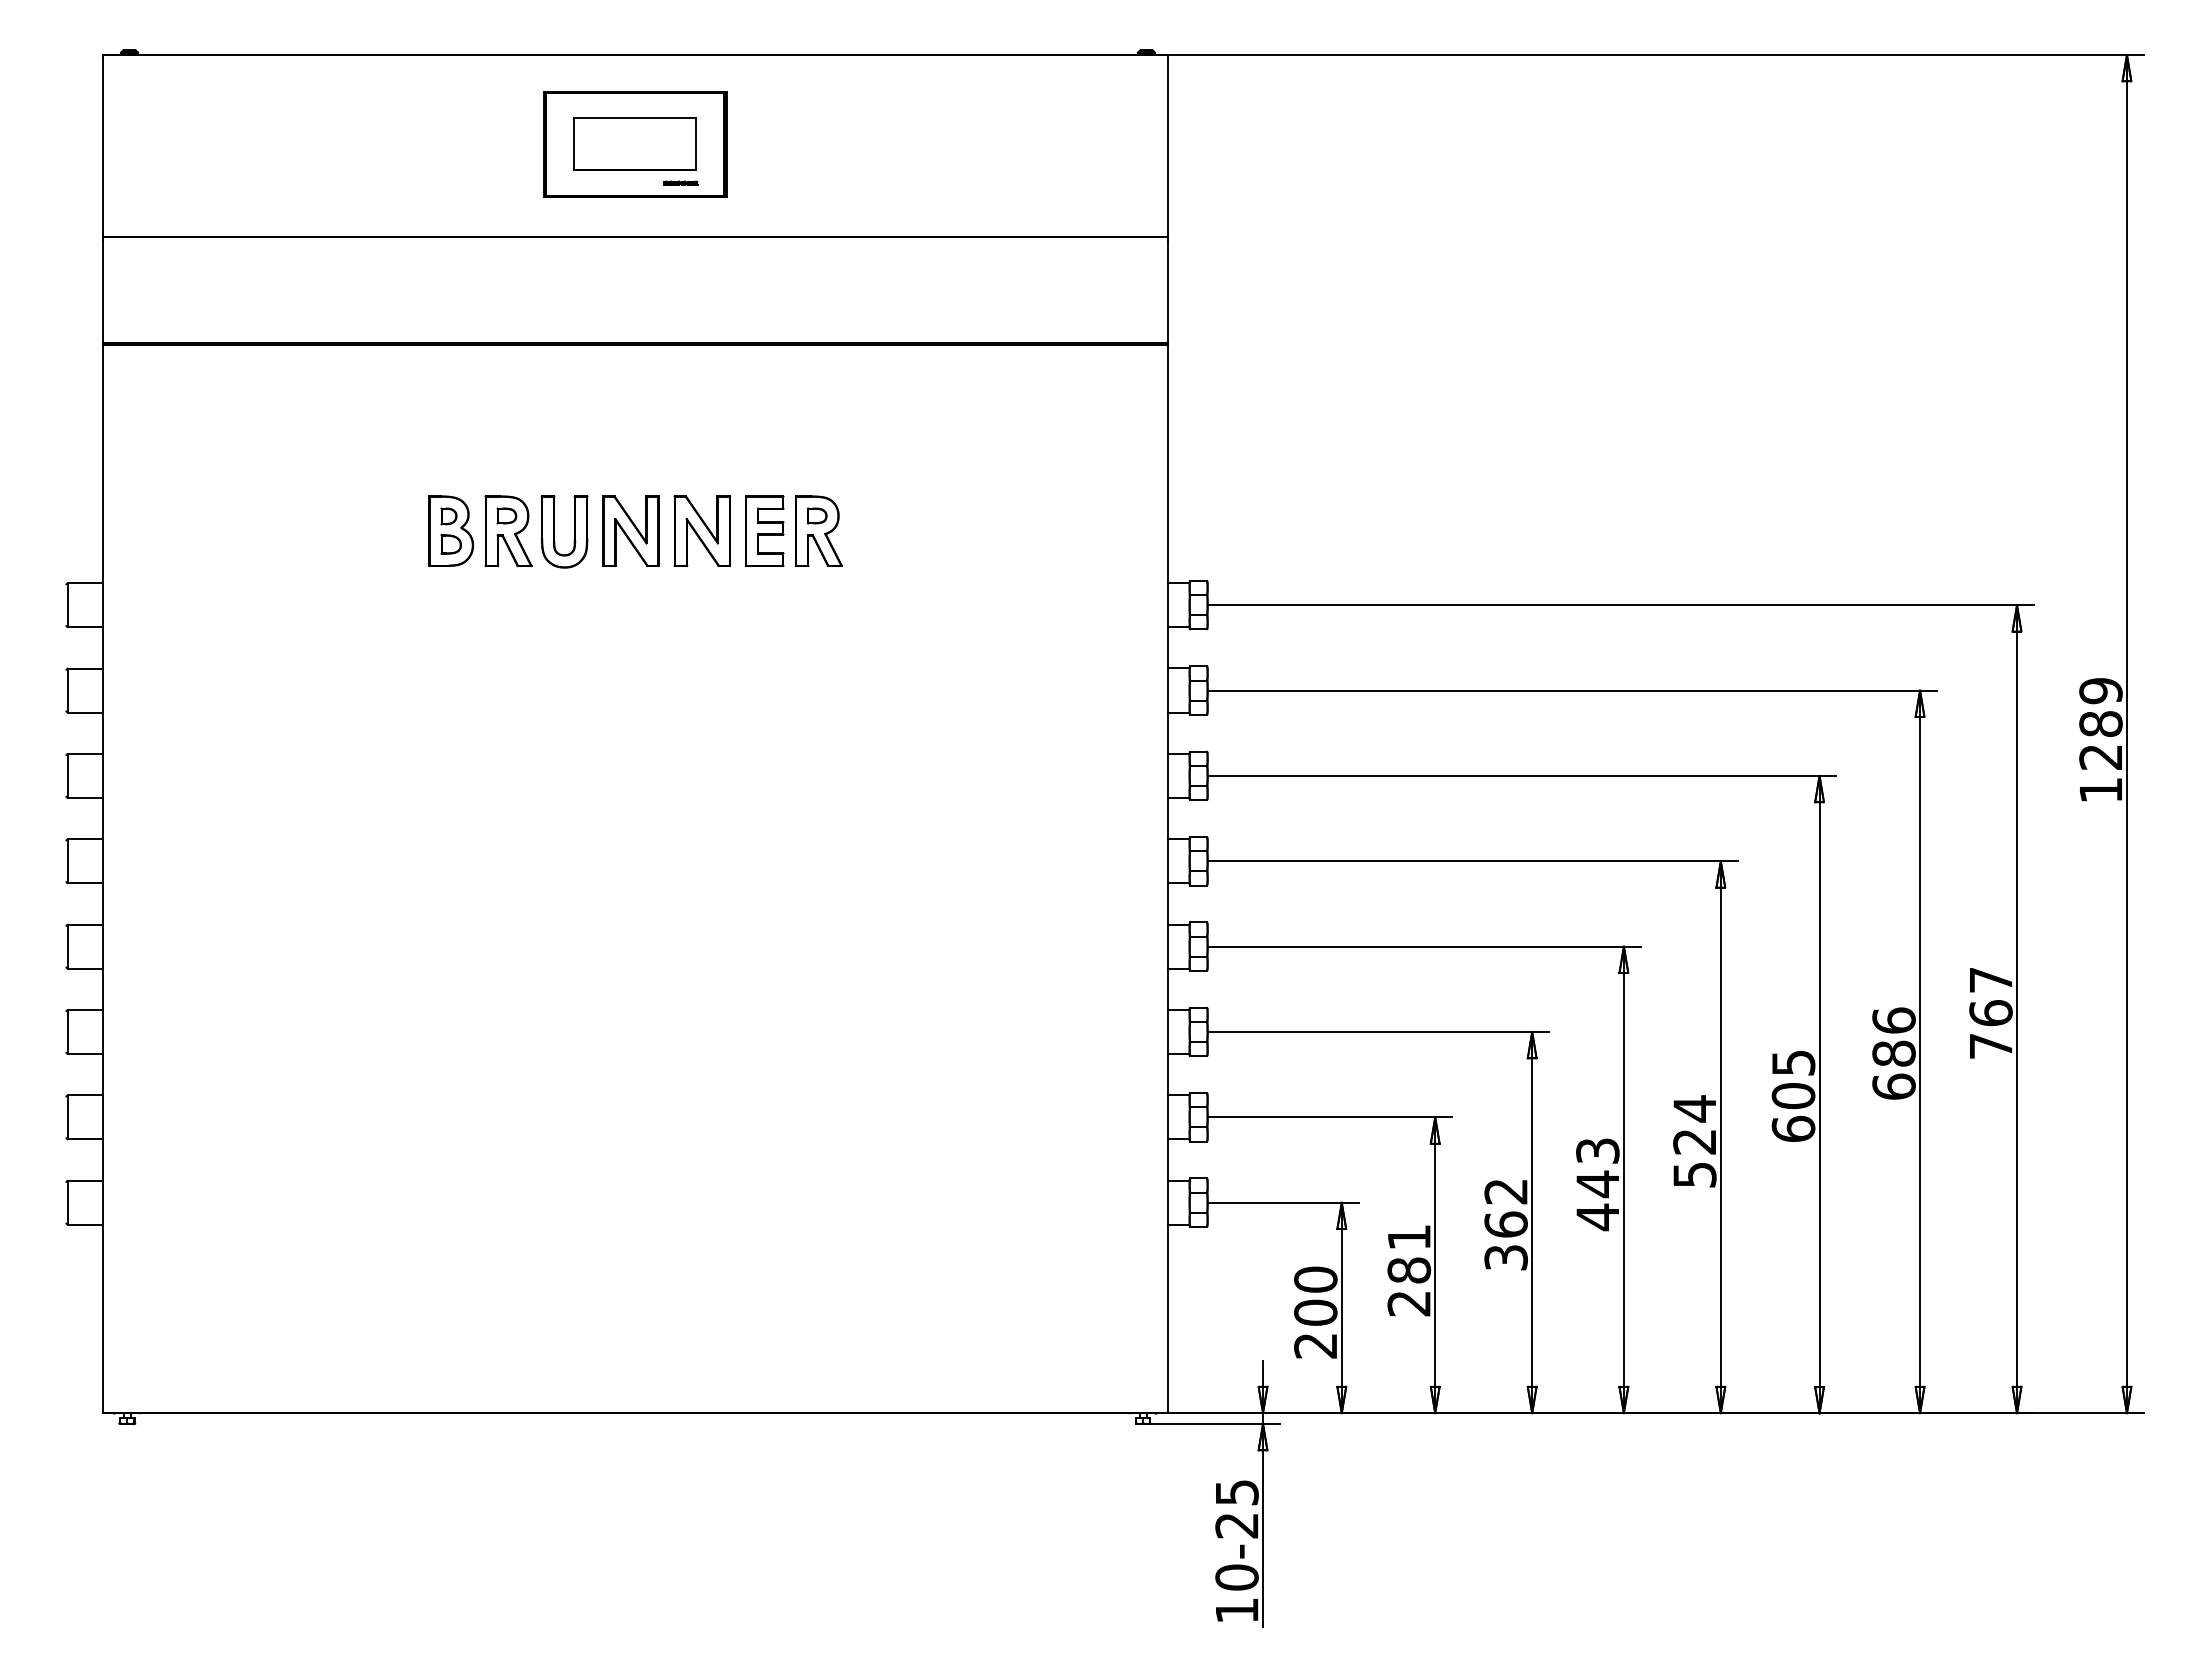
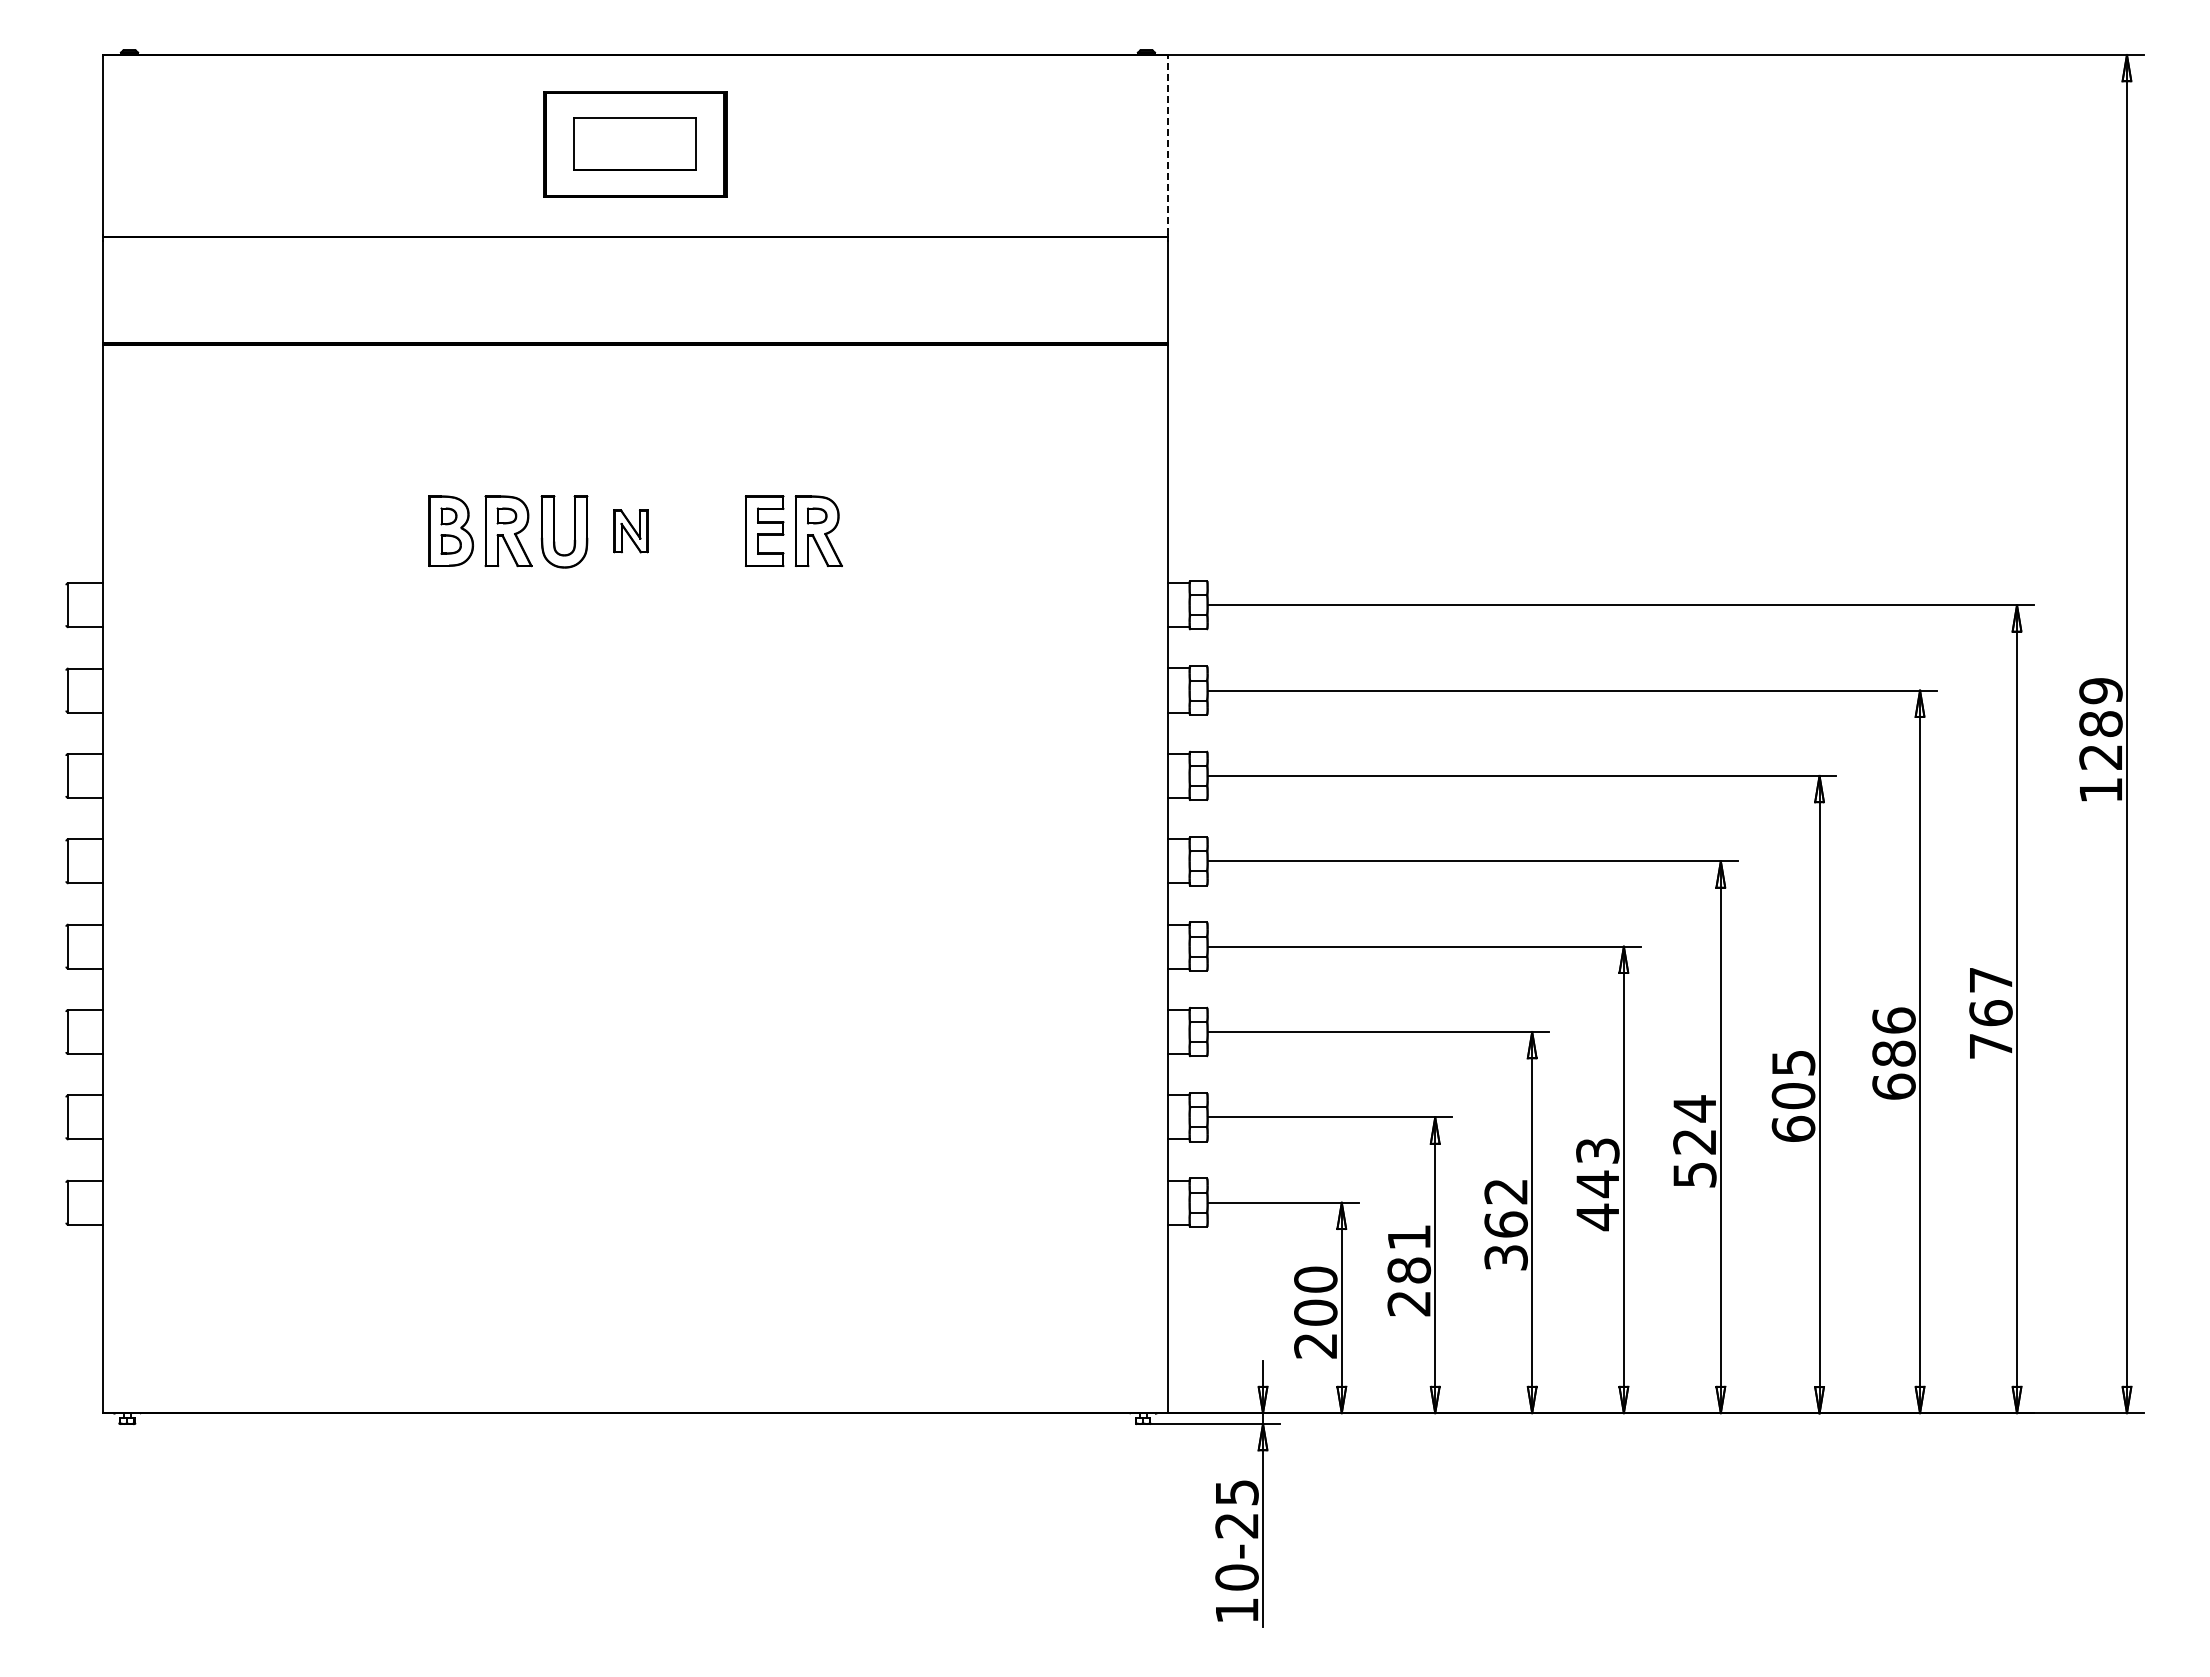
line: solid -> dashed (1167, 145)
part: present -> none (680, 182)
part size: 58x73 px -> 36x45 px (630, 531)
part: present -> none (702, 531)
